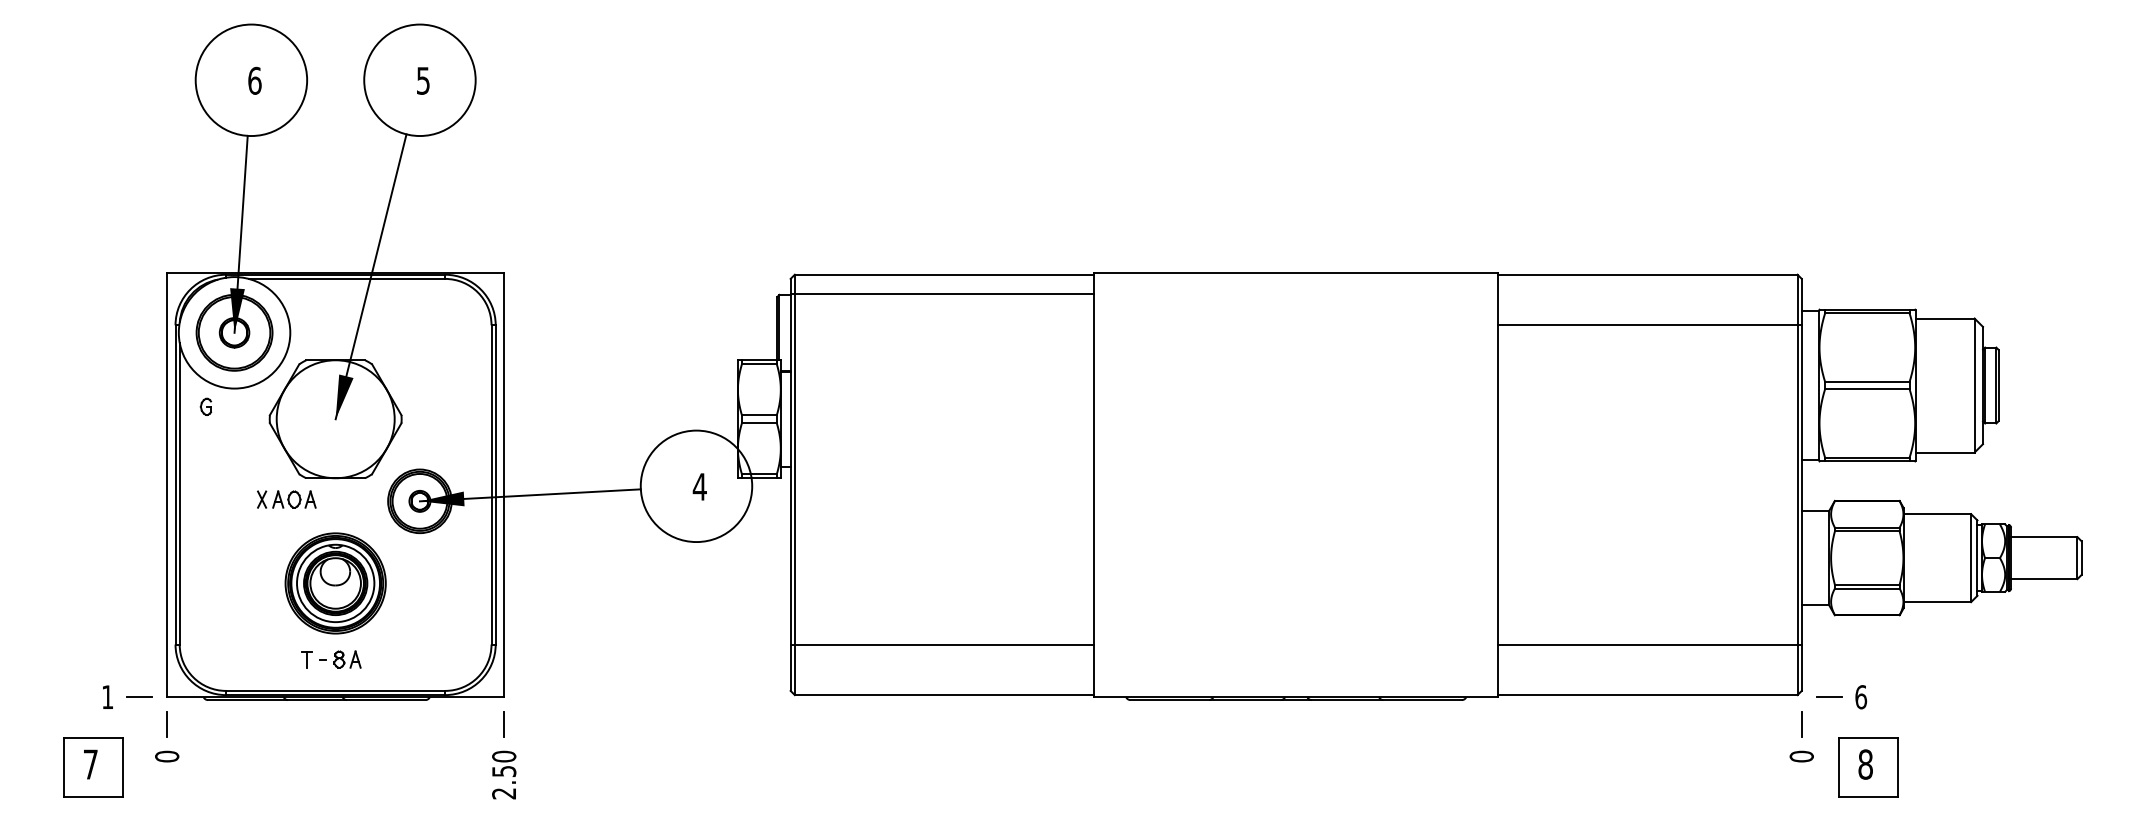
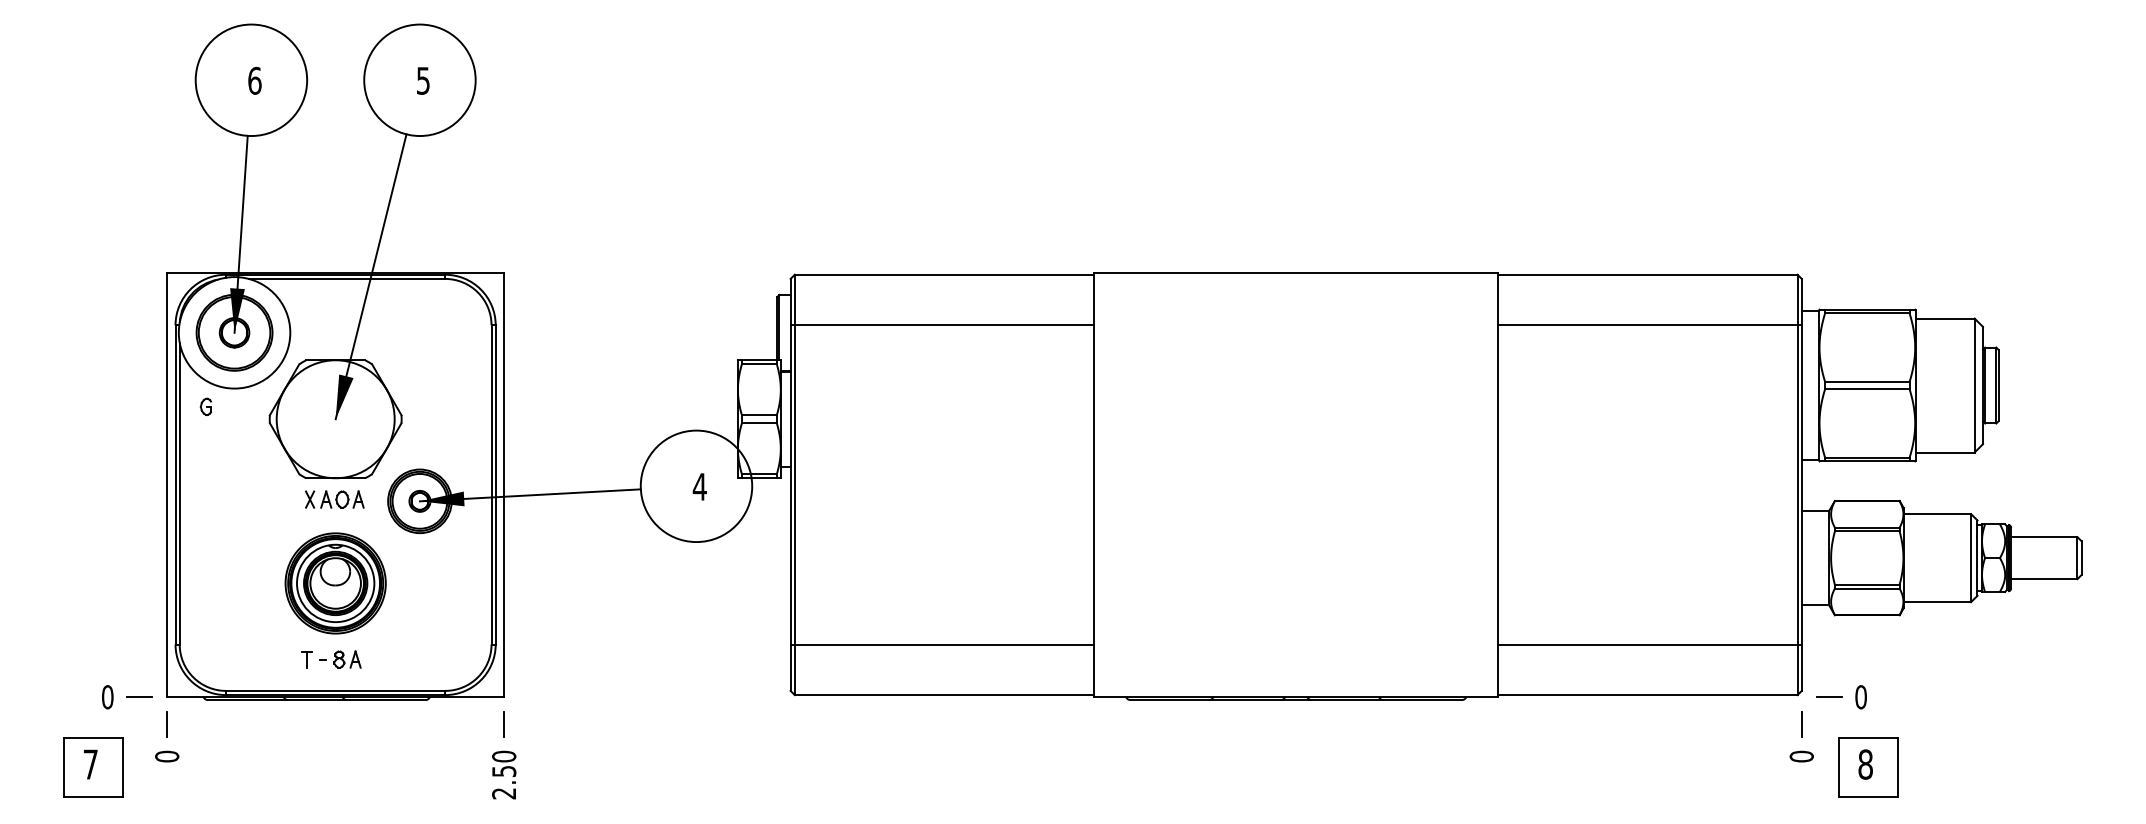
line position: (942, 294) -> (942, 325) (942, 325)
part position: (286, 499) -> (334, 499) (334, 499)
text: 1 -> 0 (107, 697)
text: 6 -> 0 (1861, 697)
